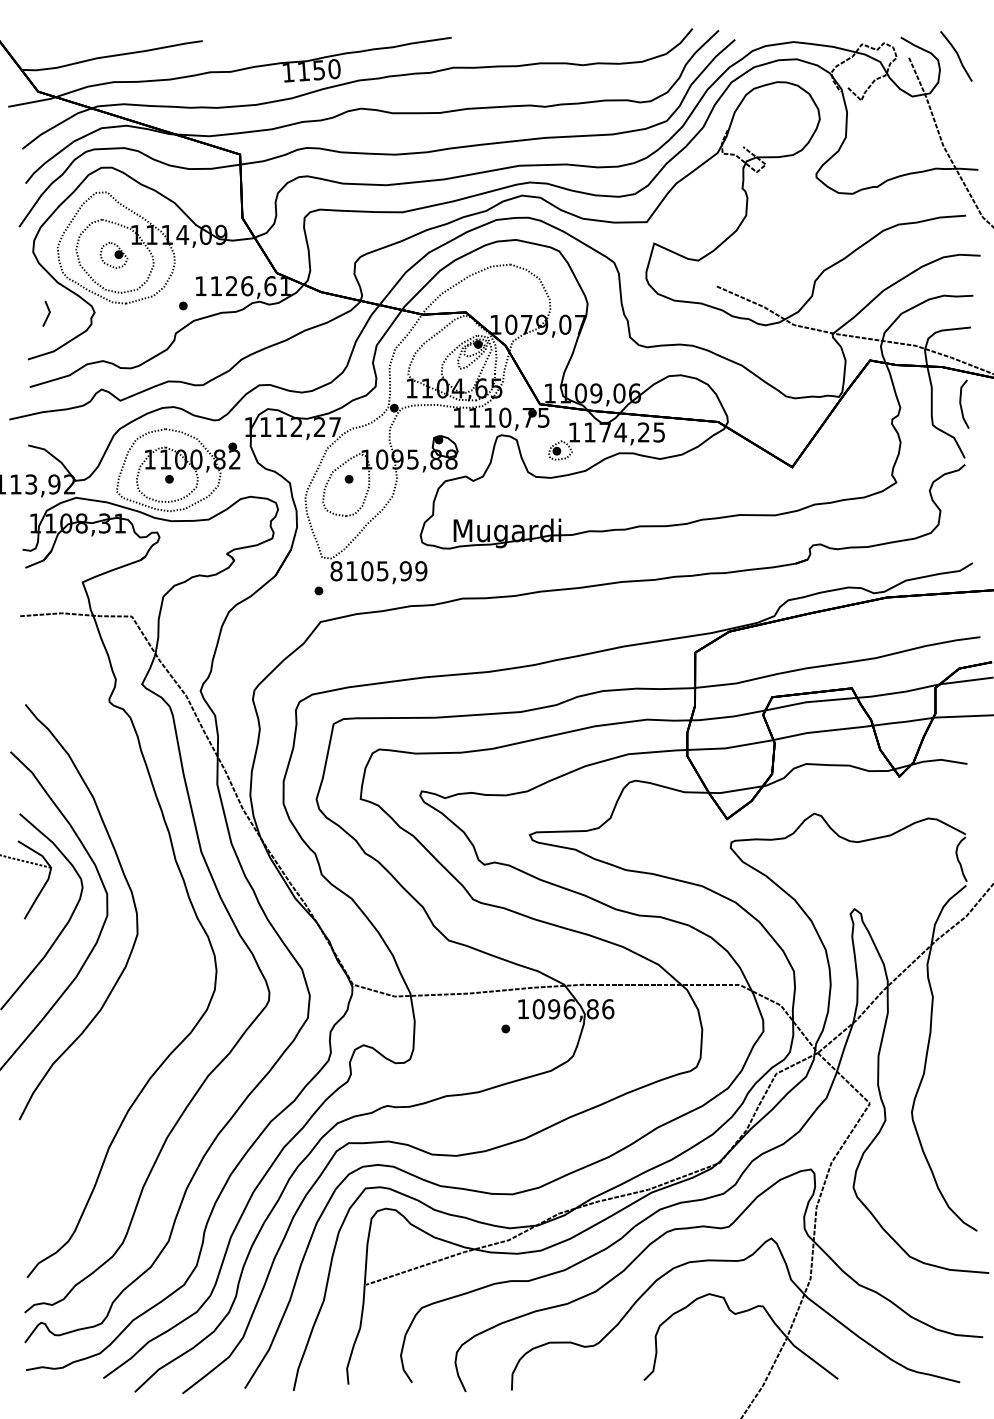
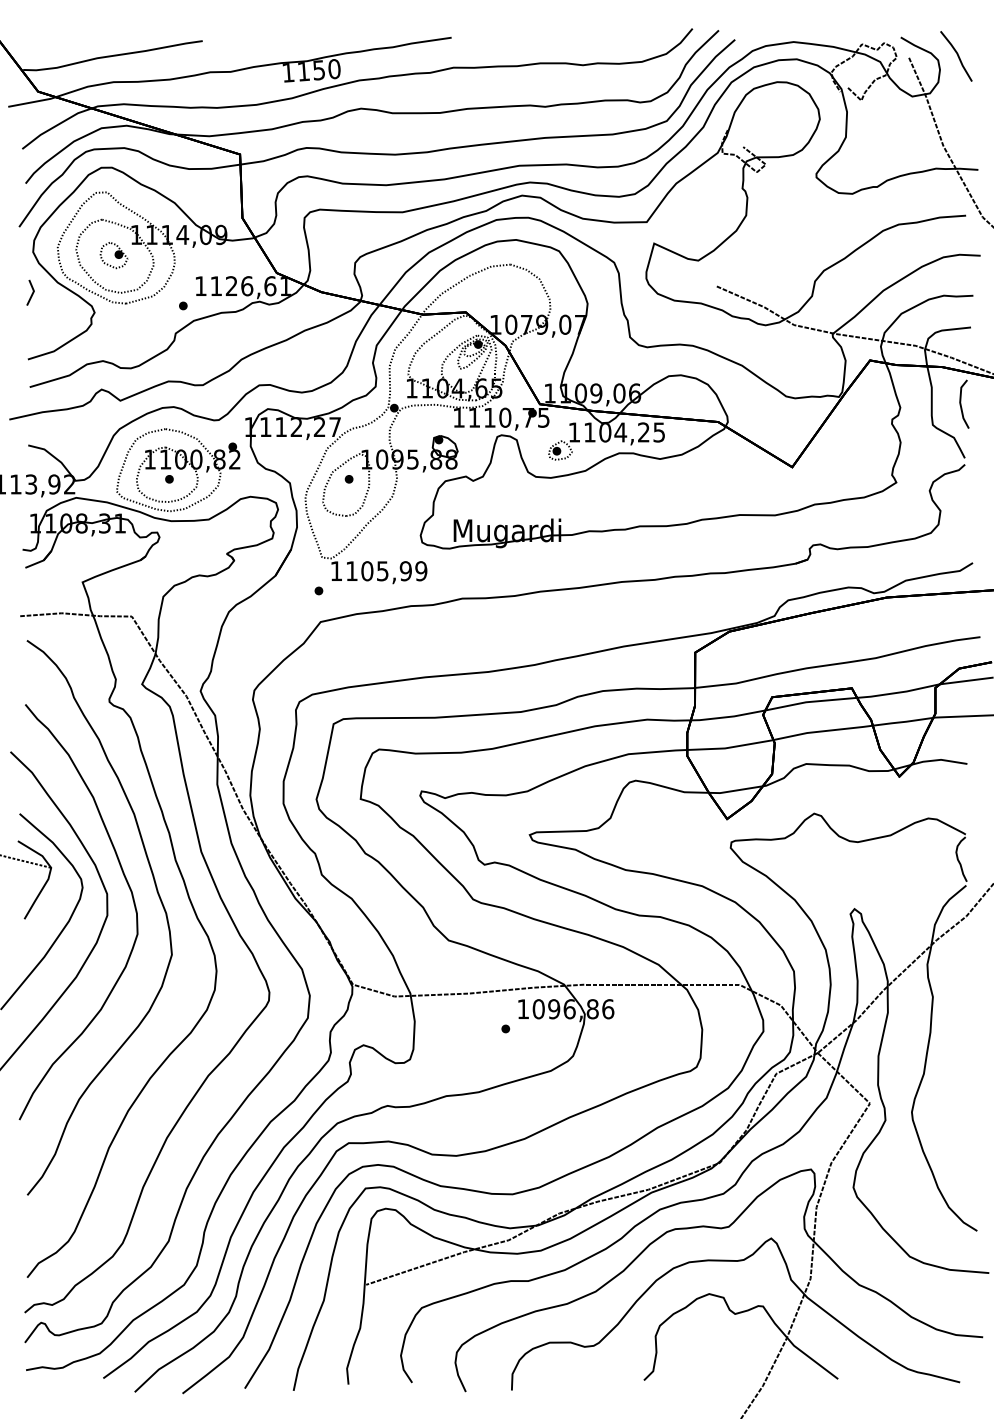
line position: (47, 314) -> (31, 293) (31, 293)
text: 1174,25 -> 1104,25 (605, 432)
text: 8105,99 -> 1105,99 (336, 571)
curve: none -> present (158, 897)
